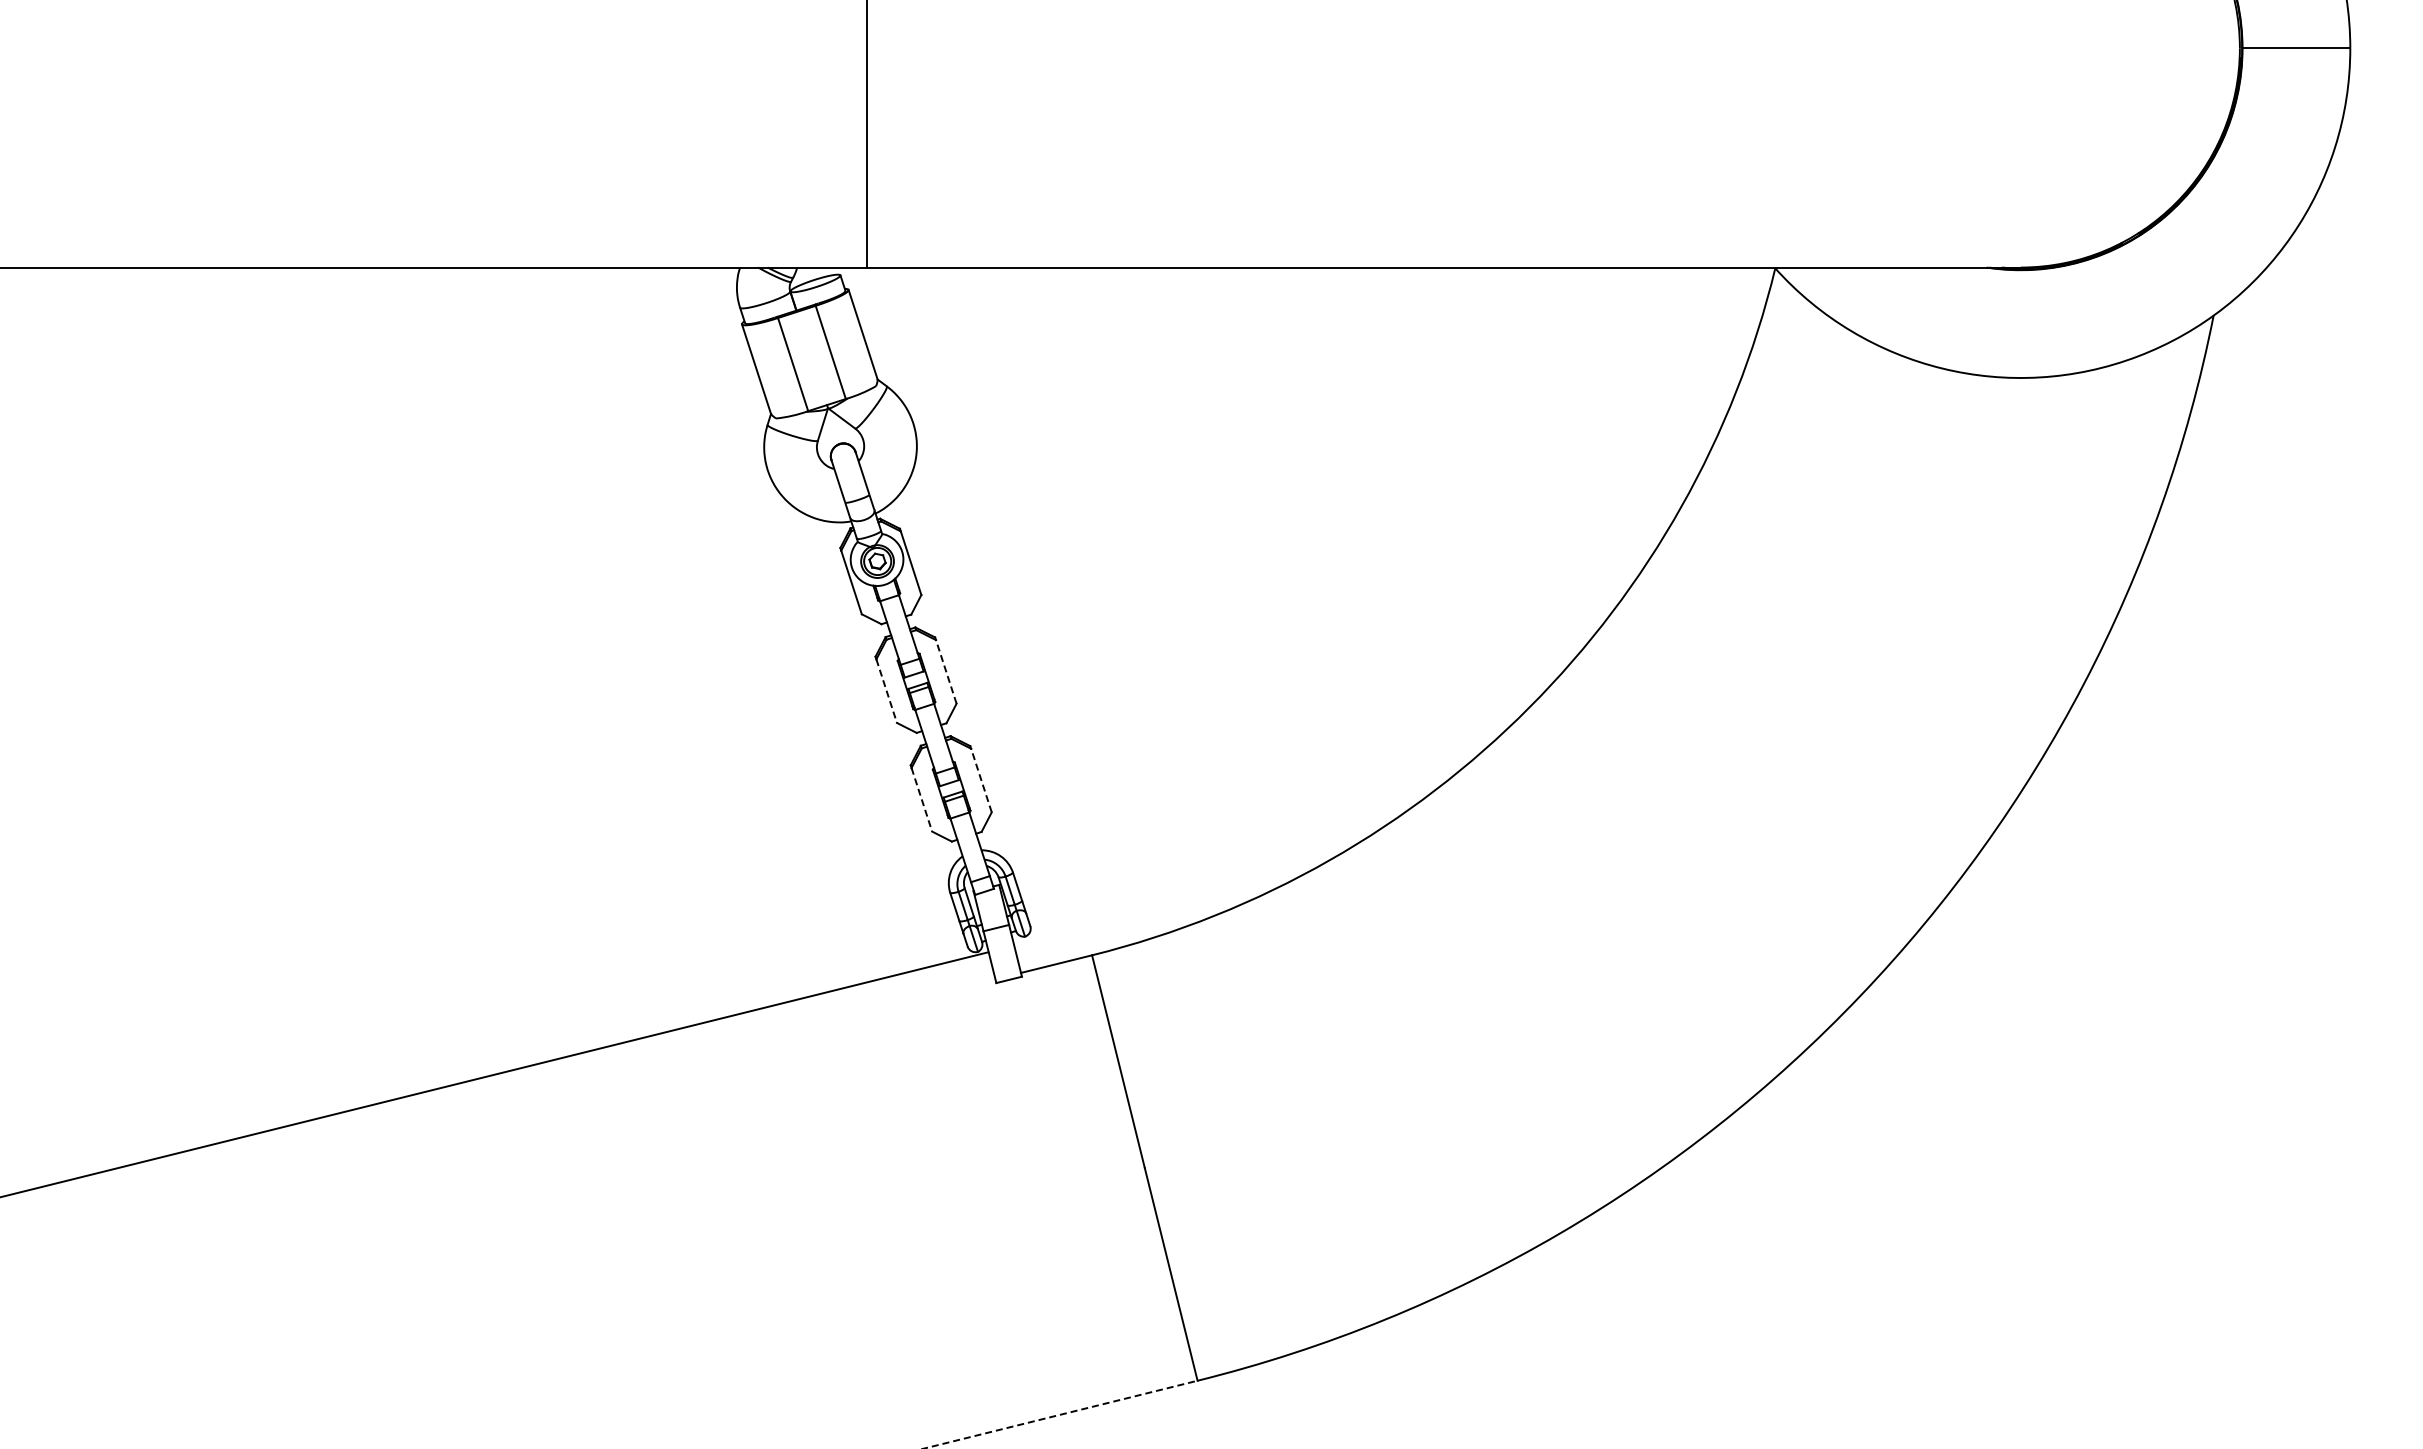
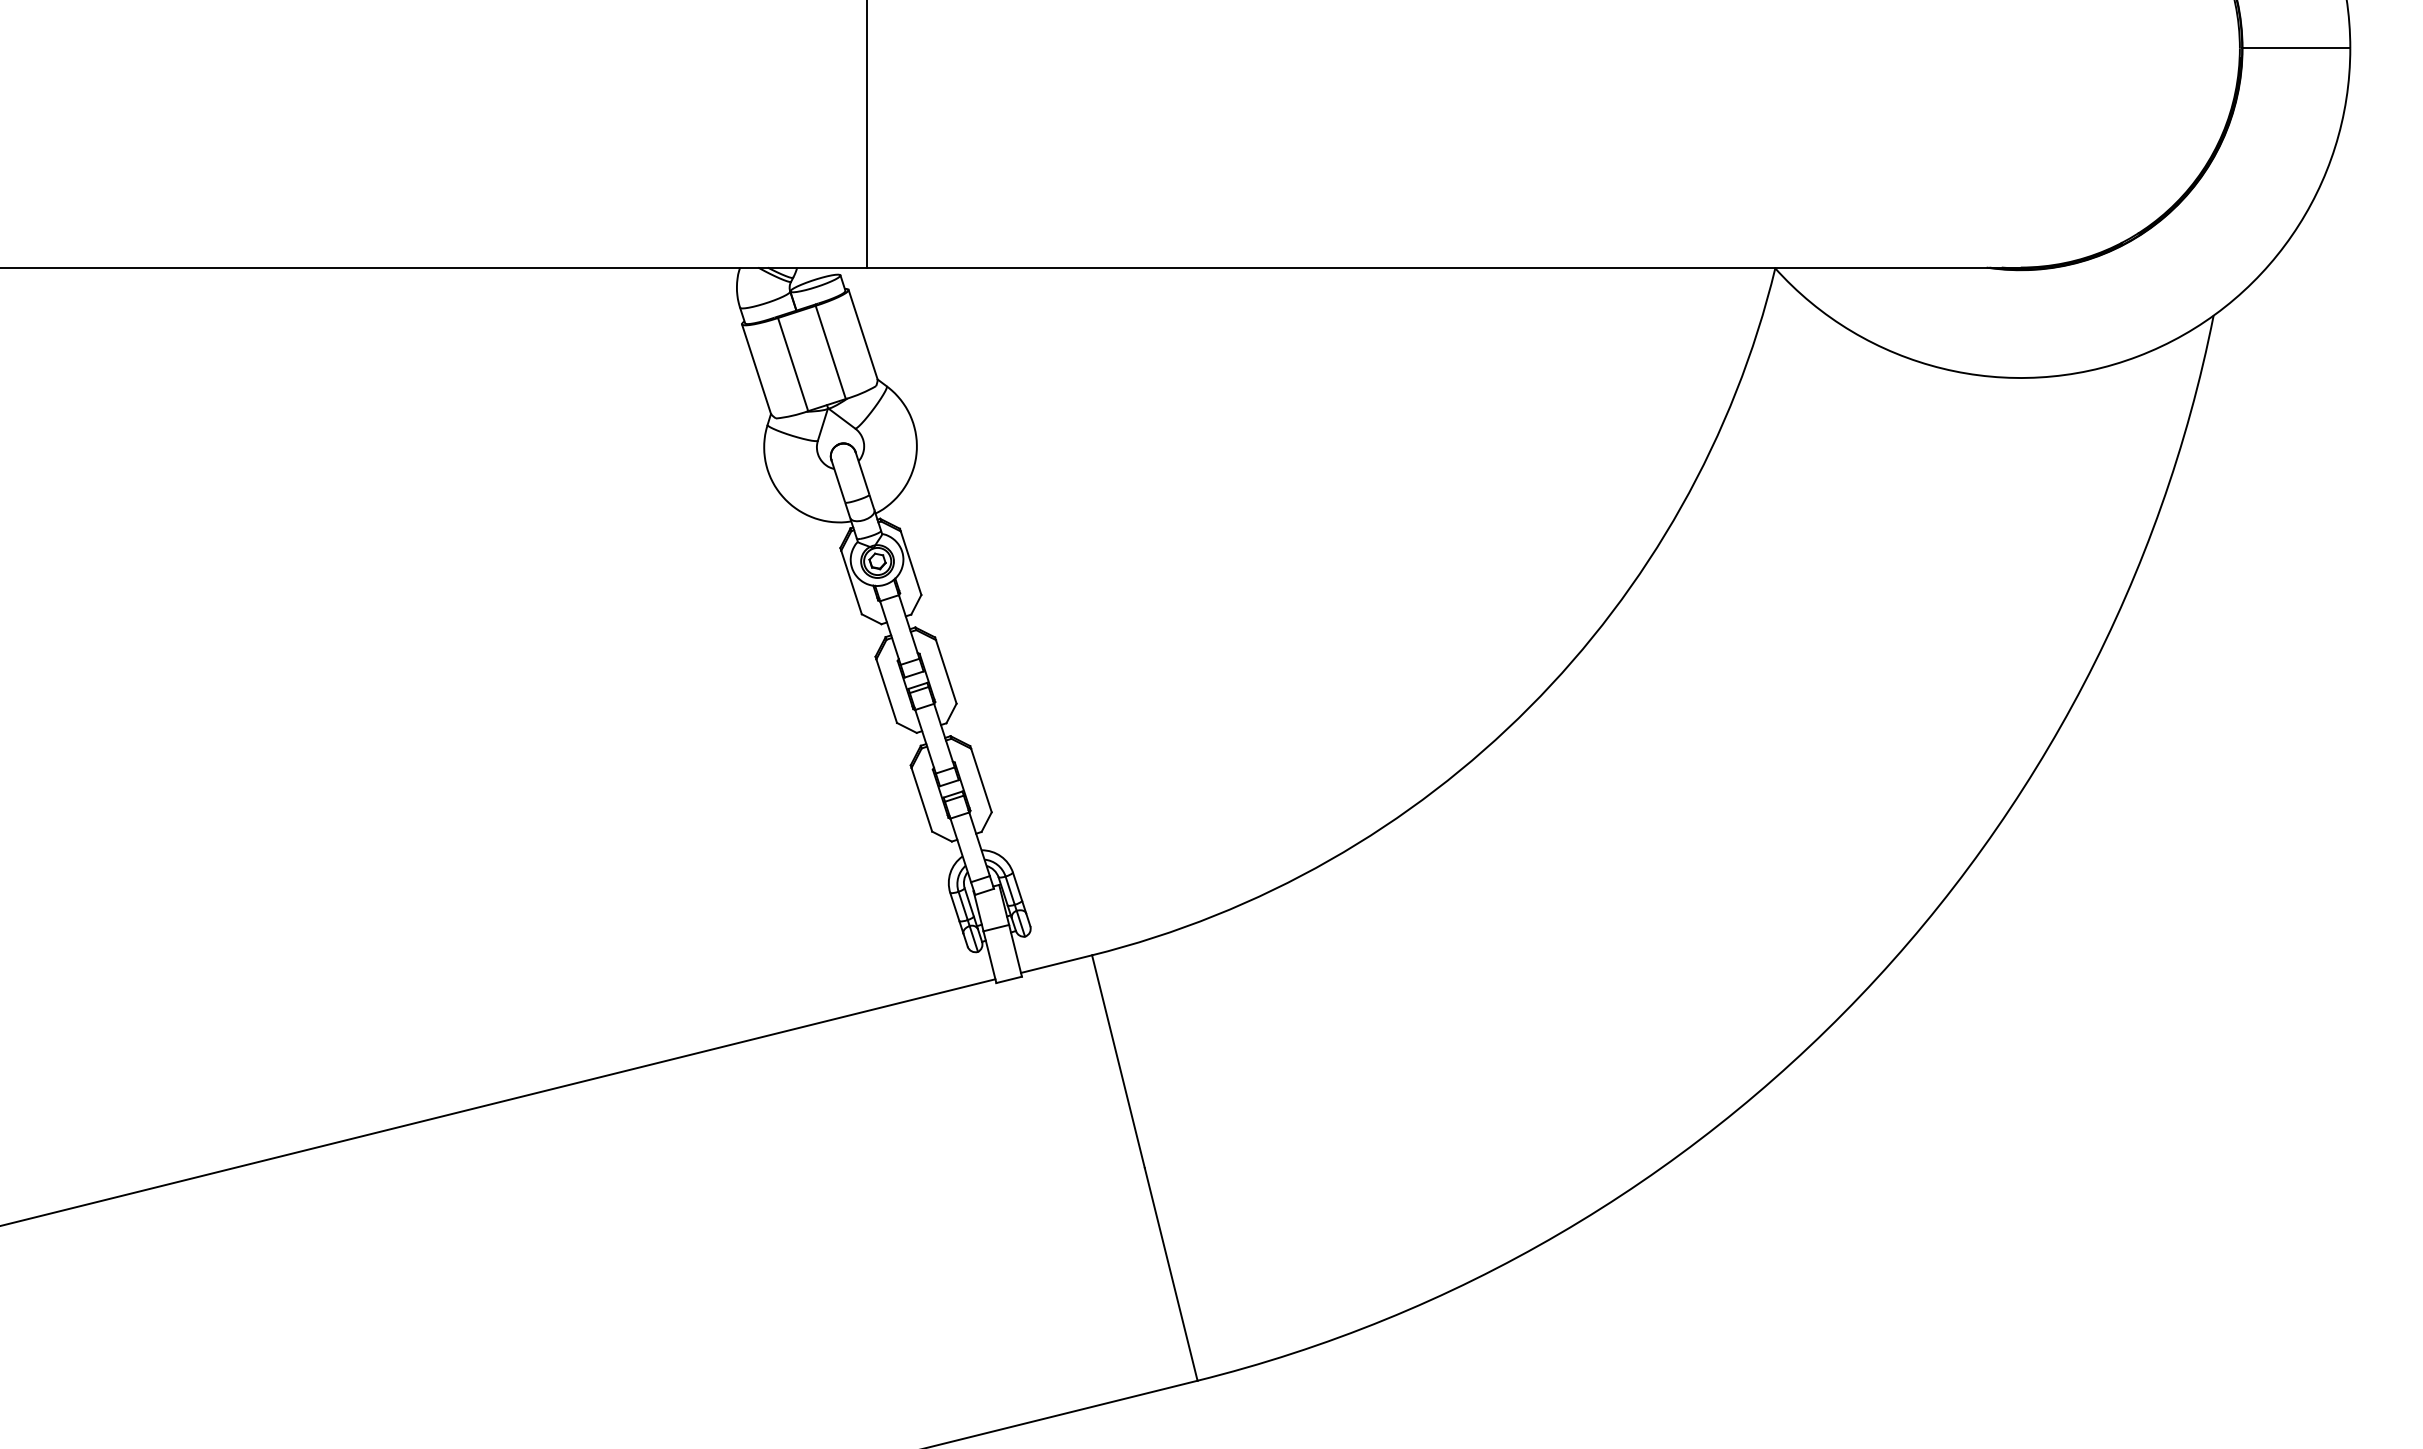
line: dashed -> solid (946, 671)
line: dashed -> solid (886, 691)
line: dashed -> solid (981, 780)
line: dashed -> solid (922, 800)
line position: (495, 1074) -> (498, 1102) (498, 1102)
line: dashed -> solid (1060, 1414)
